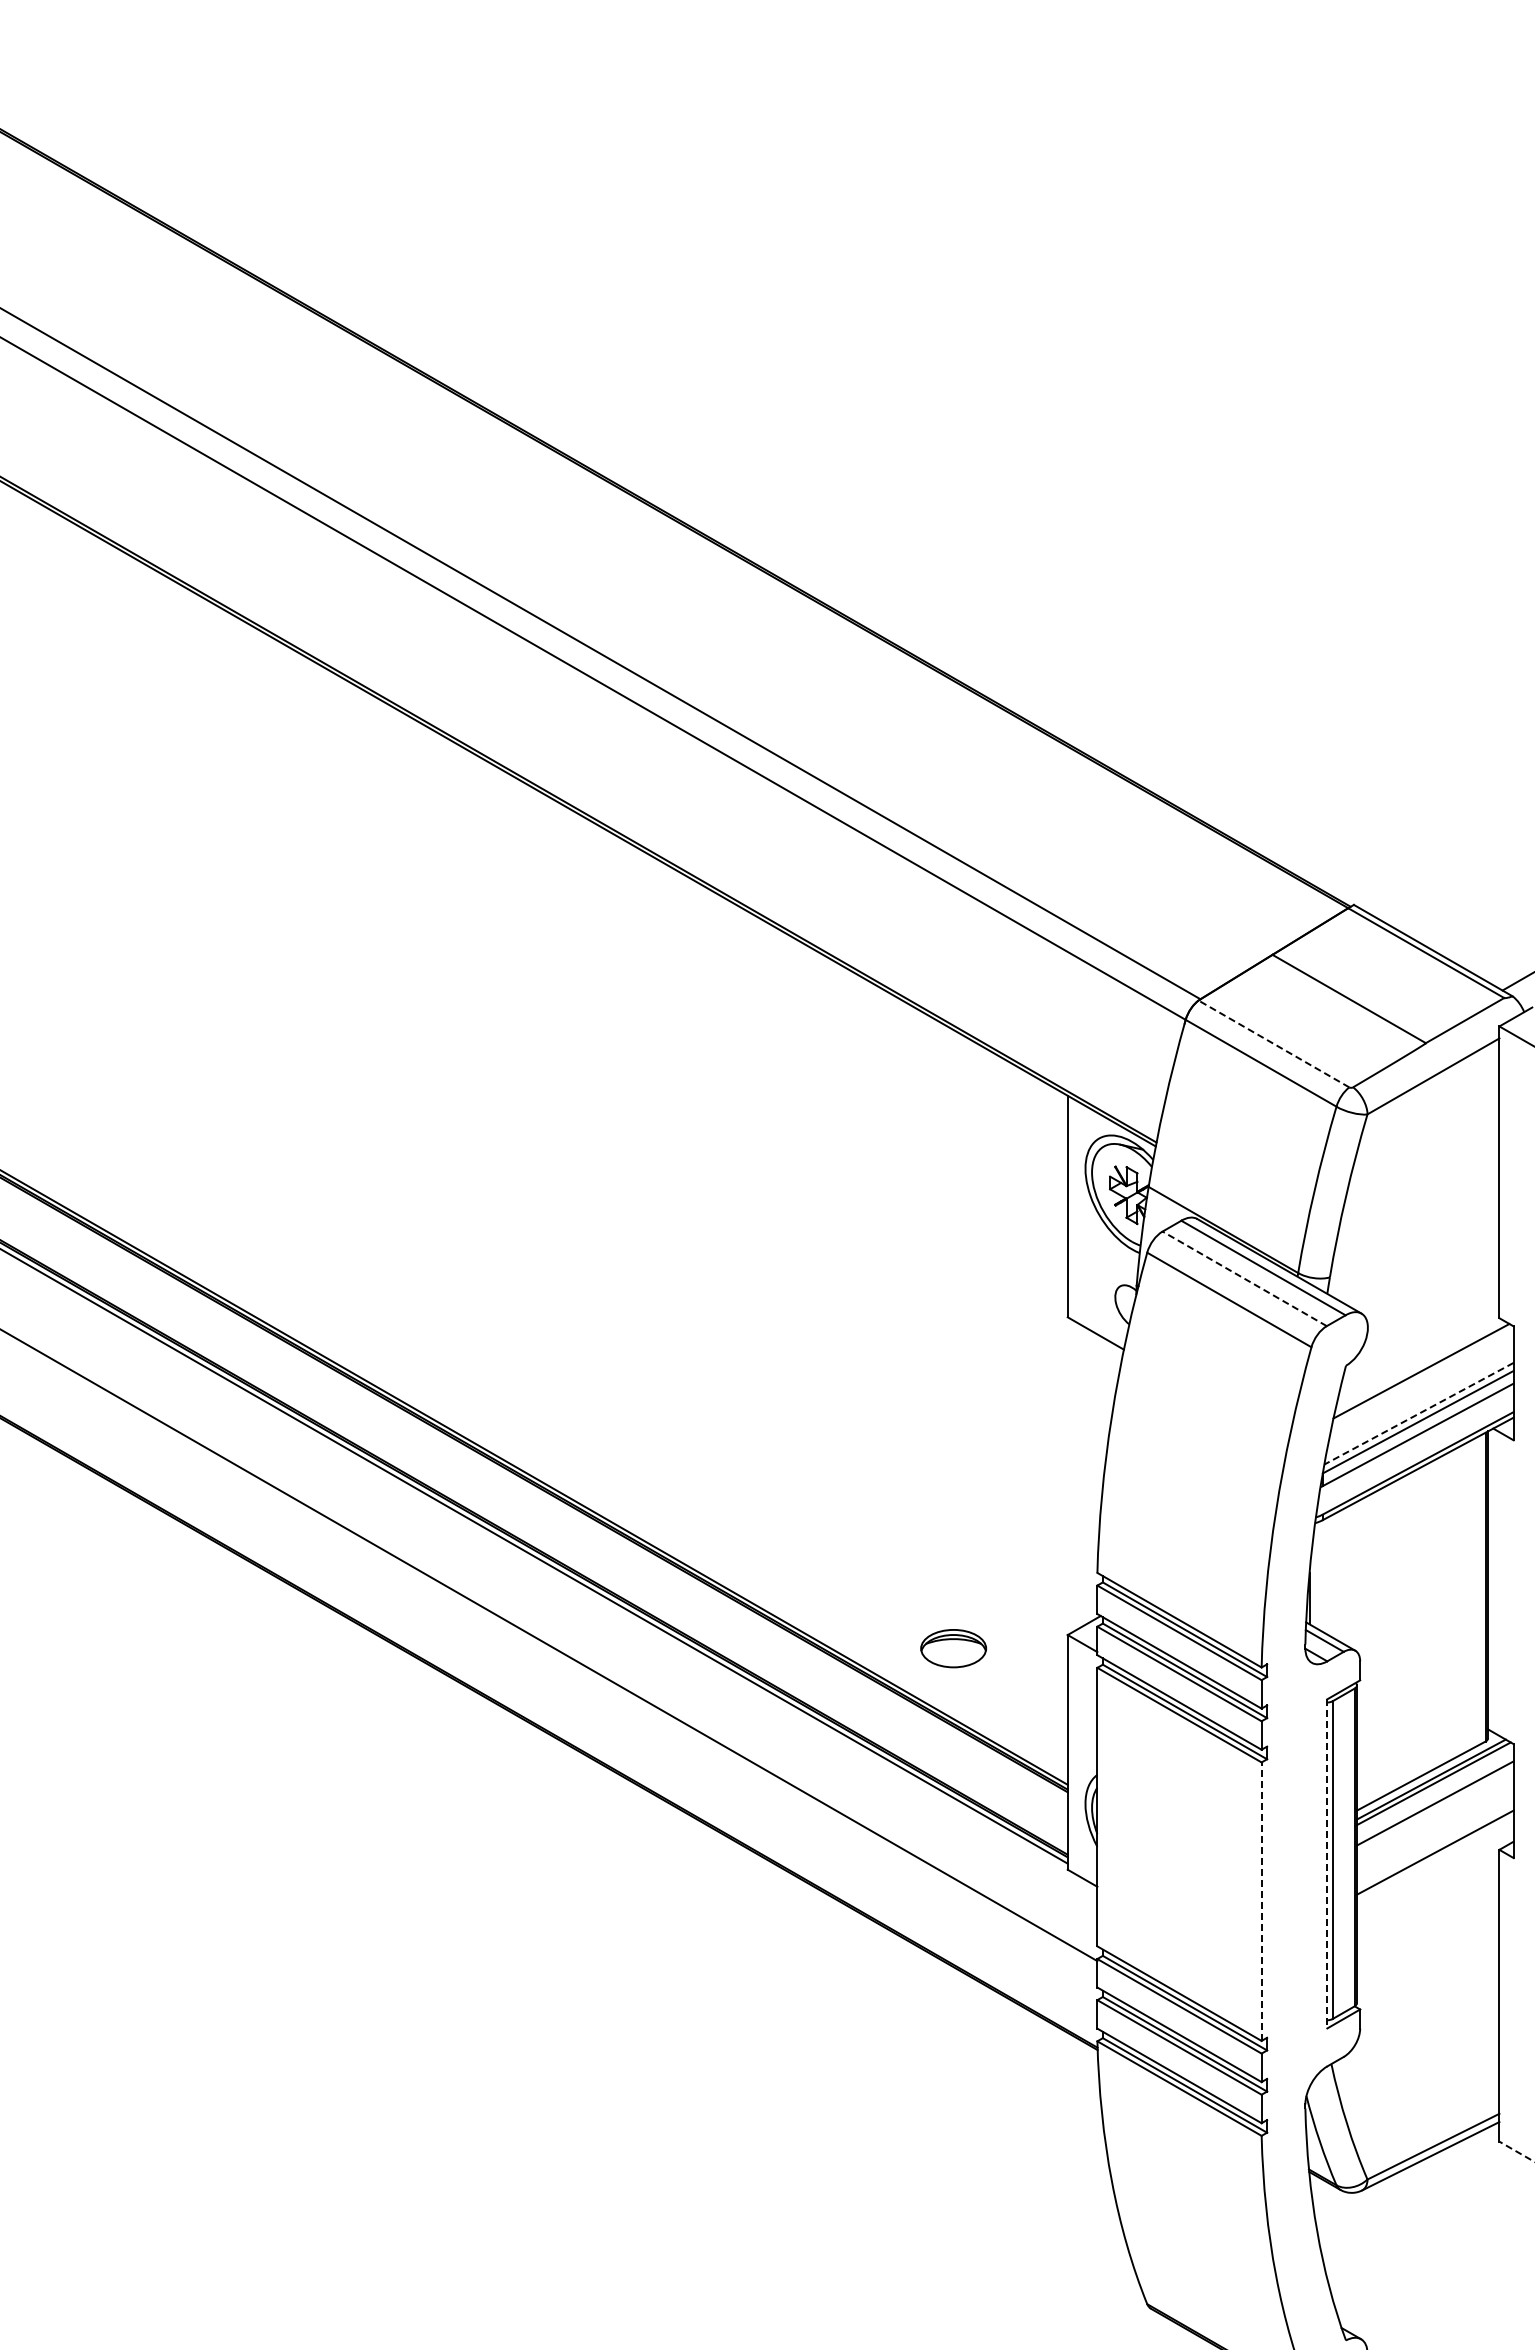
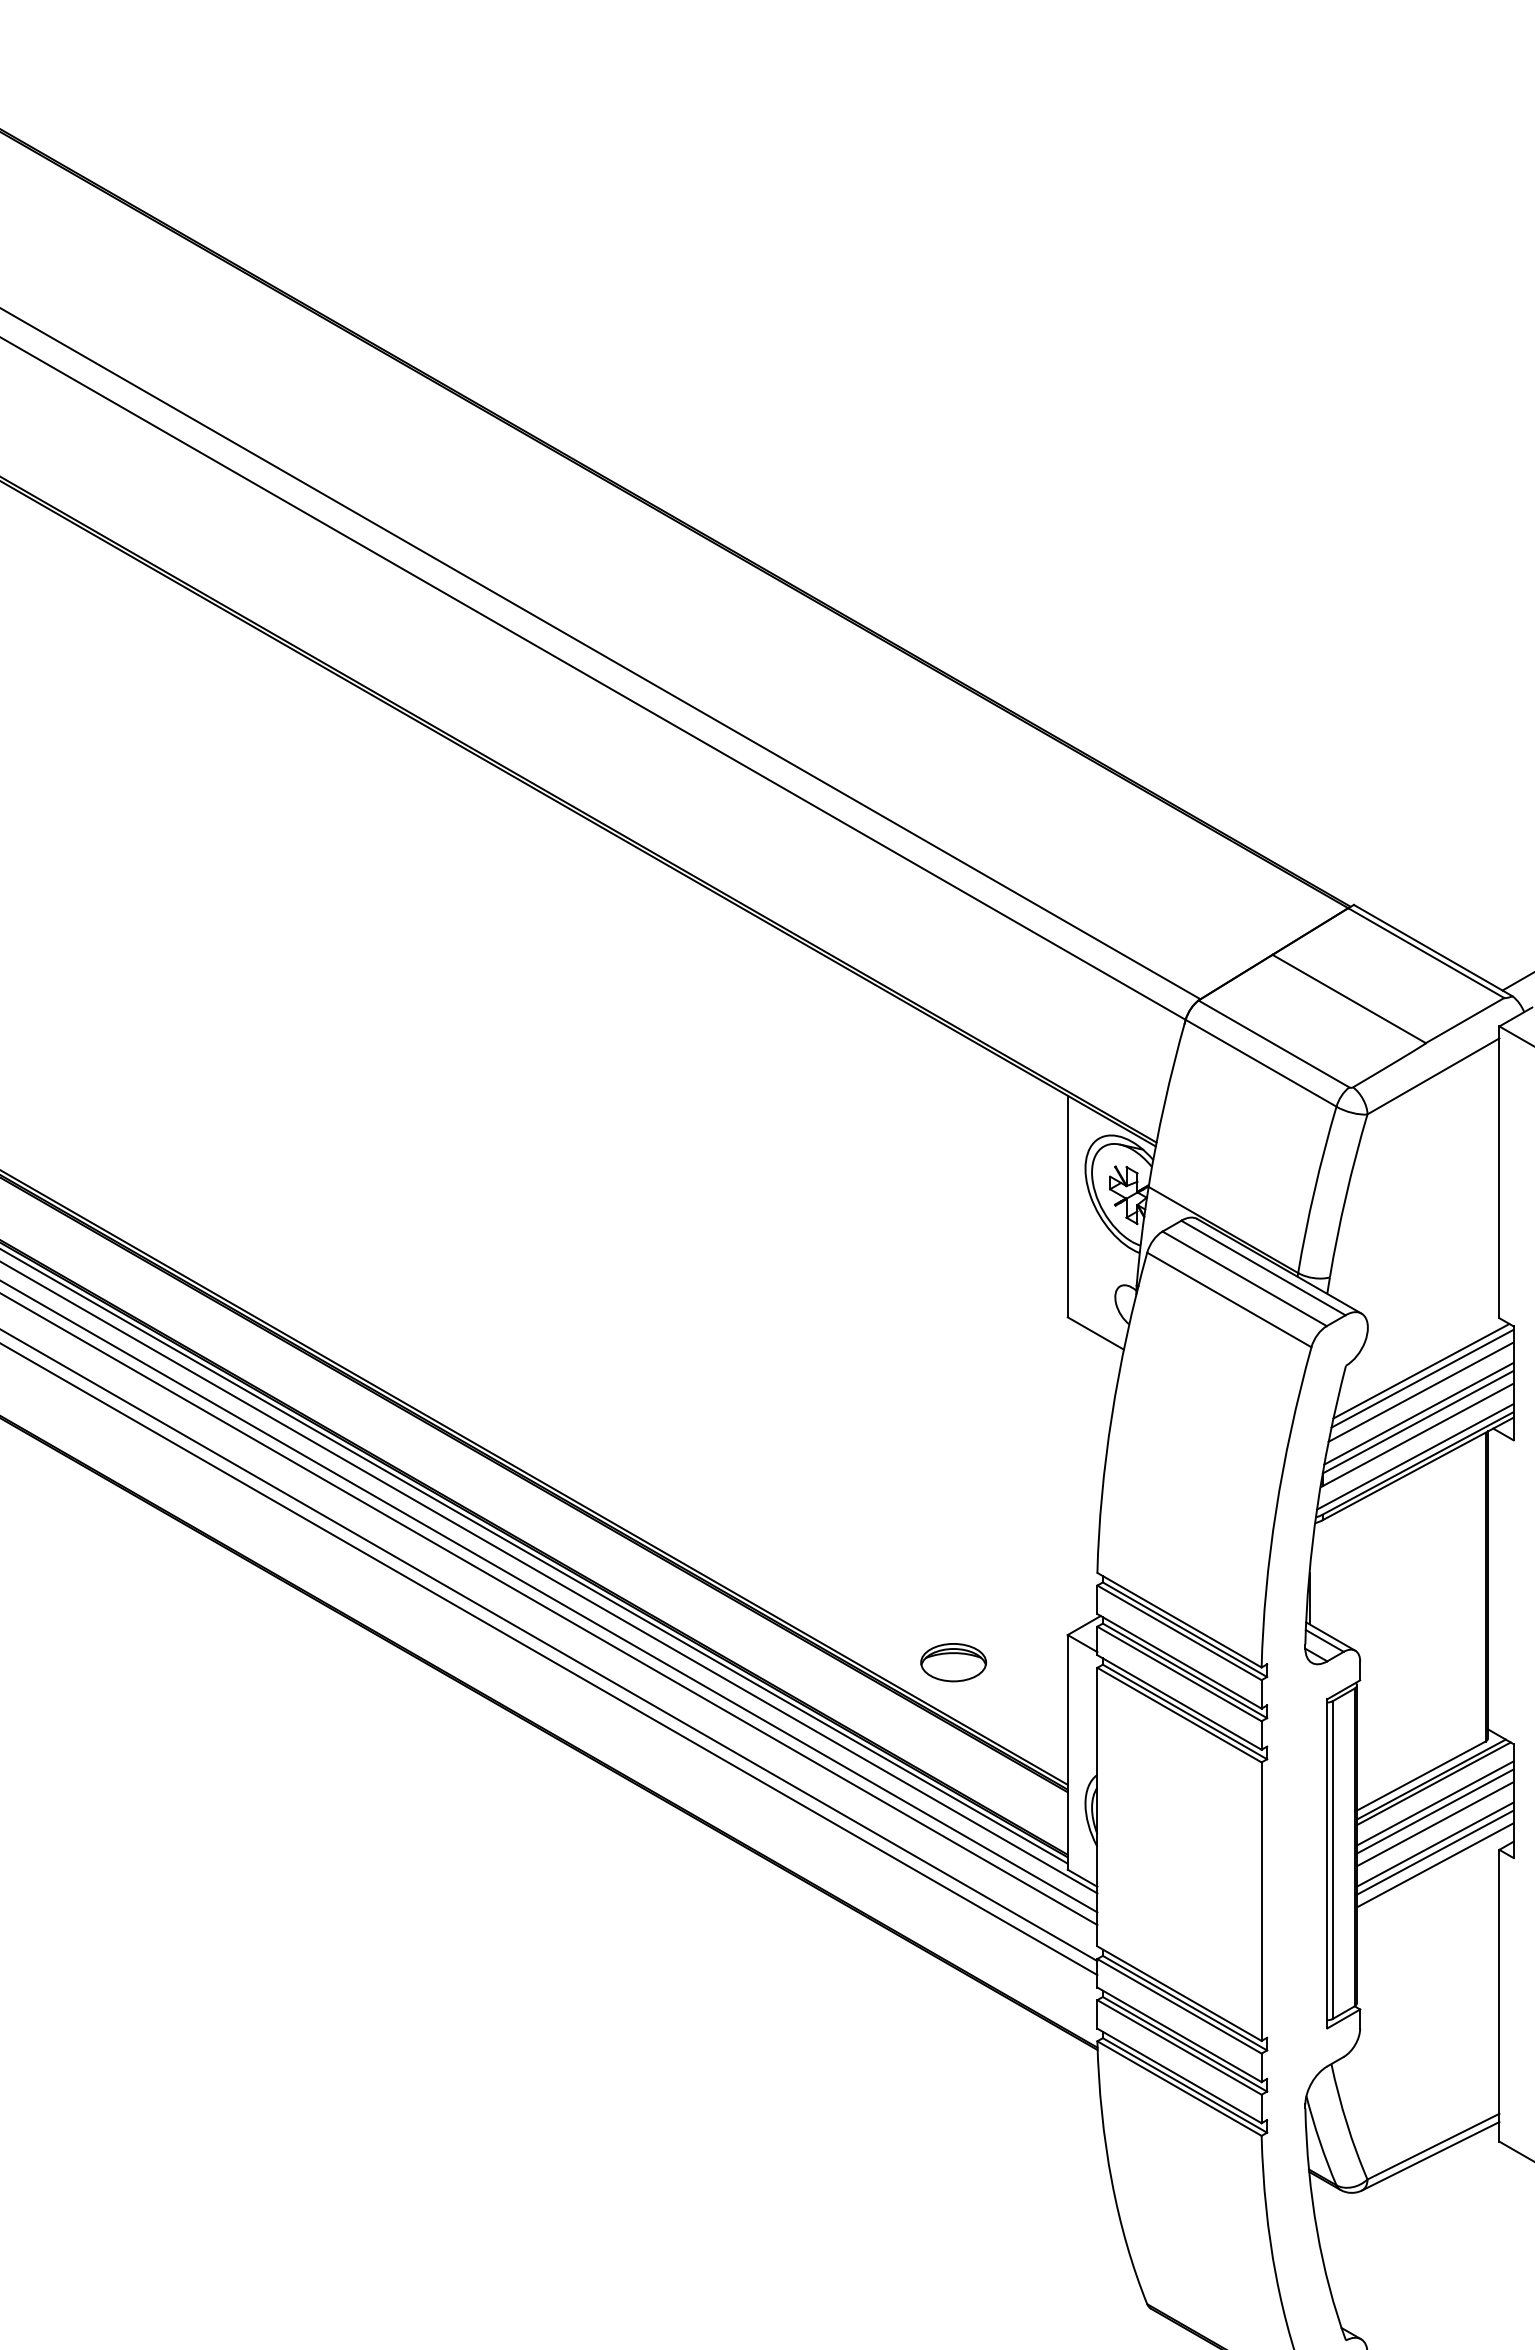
line: dashed -> solid (1273, 1043)
line: dashed -> solid (1244, 1278)
line: none -> present (1422, 1378)
line: none -> present (1420, 1391)
line: dashed -> solid (1418, 1413)
line: none -> present (1414, 1456)
line: none -> present (549, 1578)
line: none -> present (549, 1597)
line: none -> present (549, 1609)
part position: (953, 1648) -> (953, 1662) (953, 1662)
line: none -> present (549, 1659)
line: none -> present (1434, 1811)
line: none -> present (1434, 1824)
line: none -> present (1434, 1844)
line: dashed -> solid (1327, 1863)
line: none -> present (1434, 1865)
line: dashed -> solid (1261, 1901)
line: dashed -> solid (1516, 2151)
